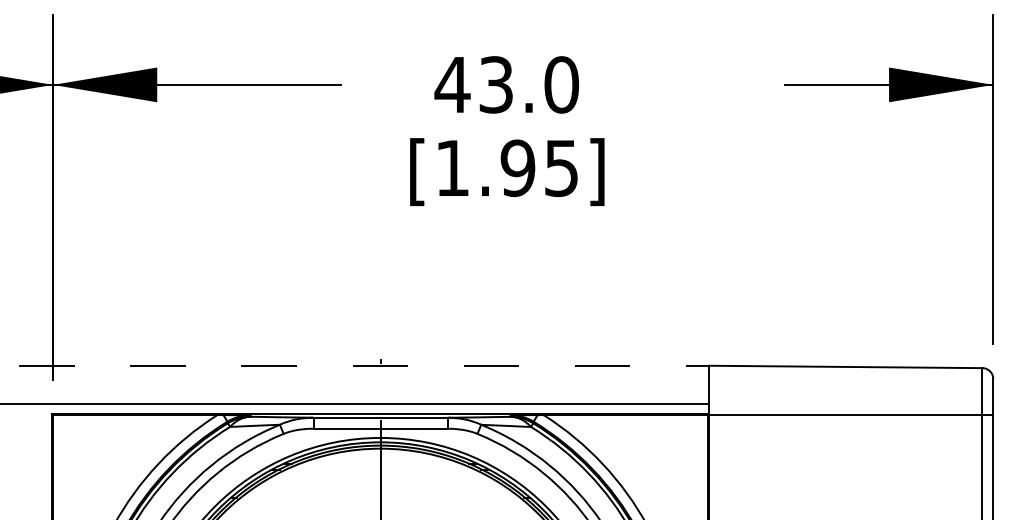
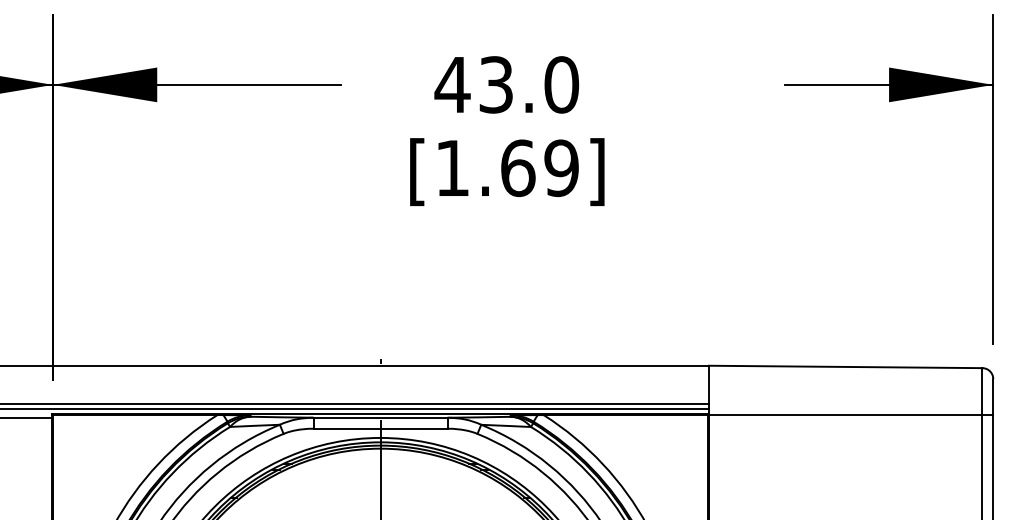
text: [1.95] -> [1.69] (539, 168)
line: dashed -> solid (354, 365)
line: none -> present (355, 409)
line: none -> present (27, 417)
